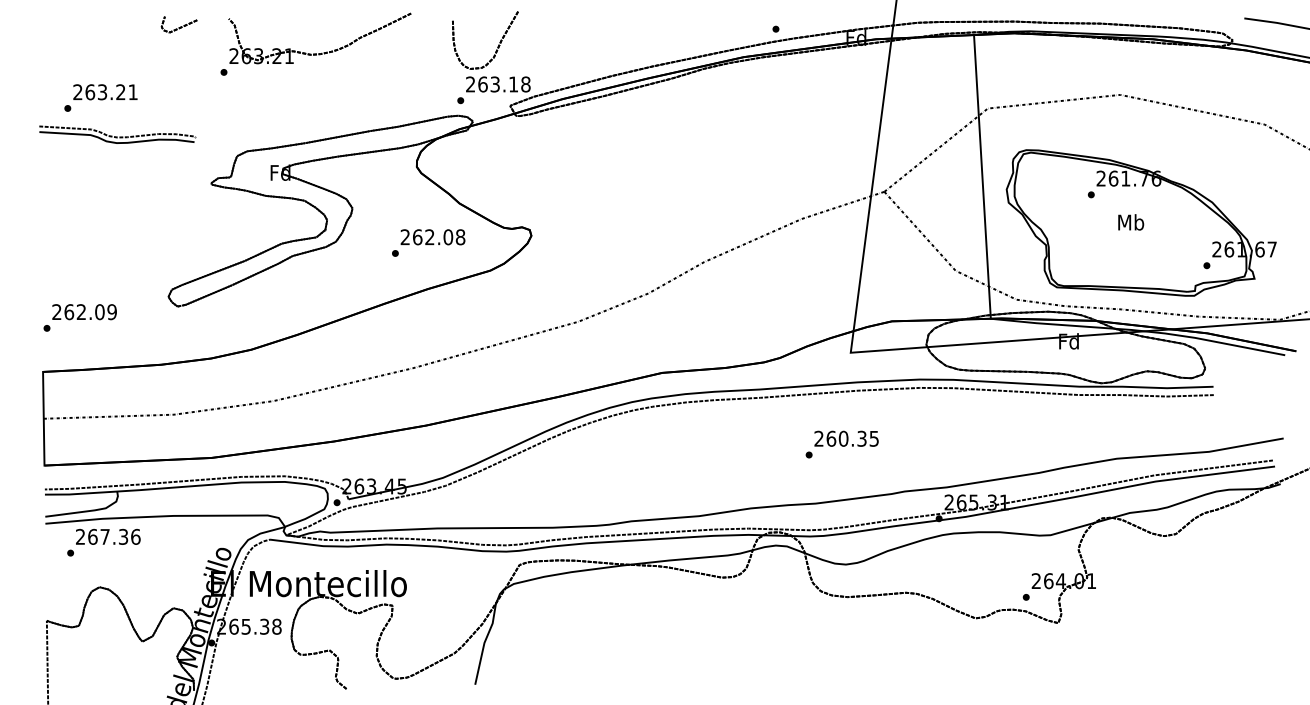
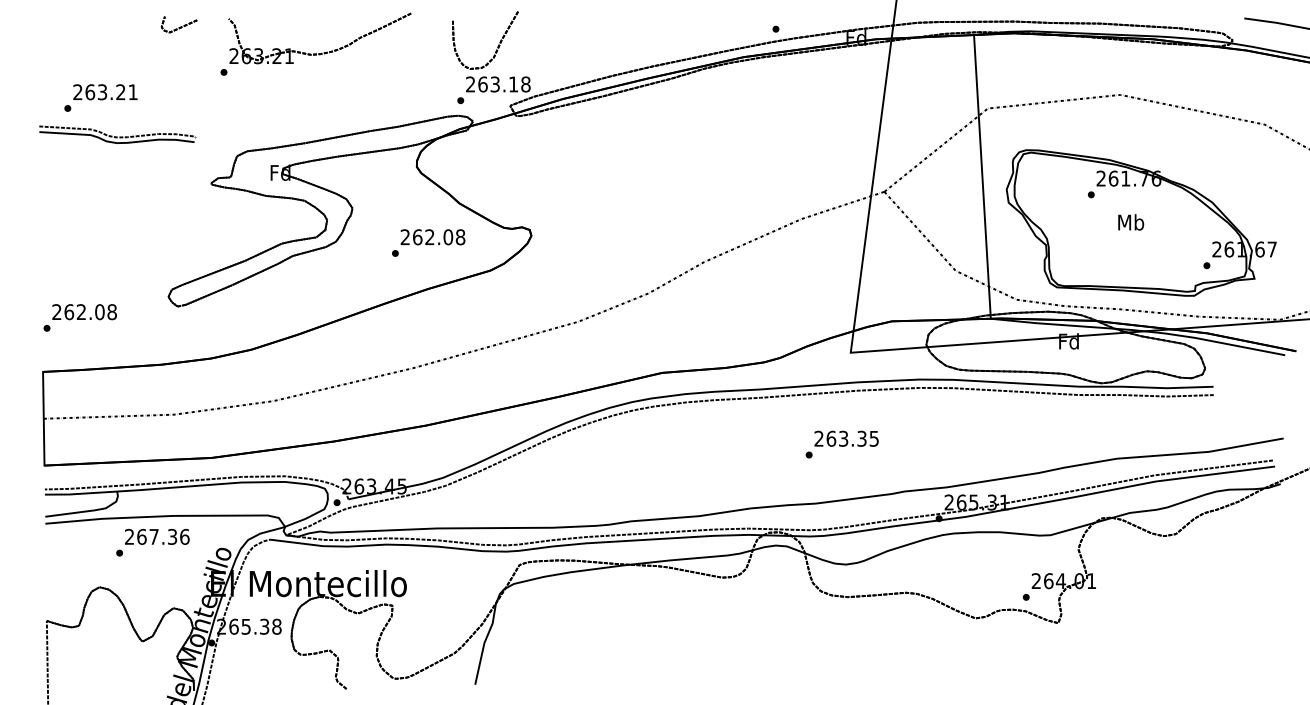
text: 262.09 -> 262.08 (111, 312)
text: 260.35 -> 263.35 (843, 438)
text position: (103, 542) -> (152, 542) (152, 542)
